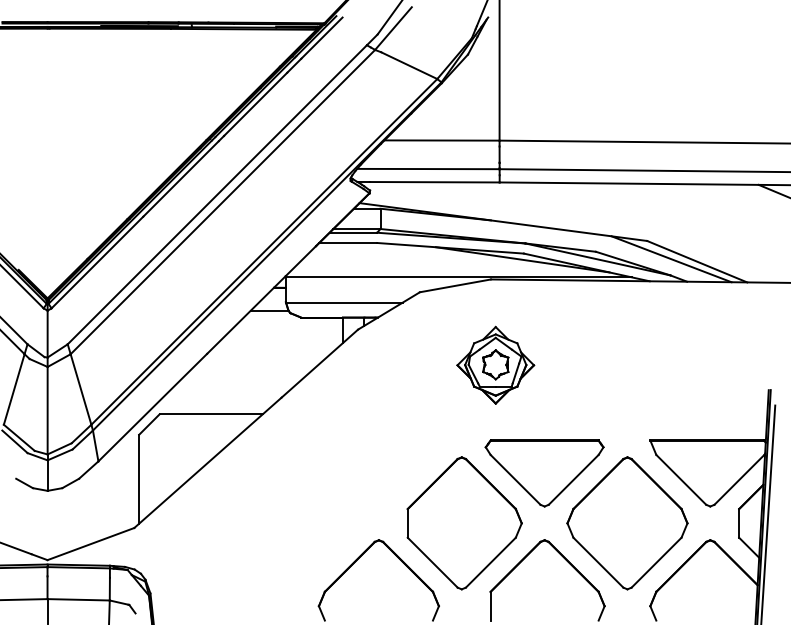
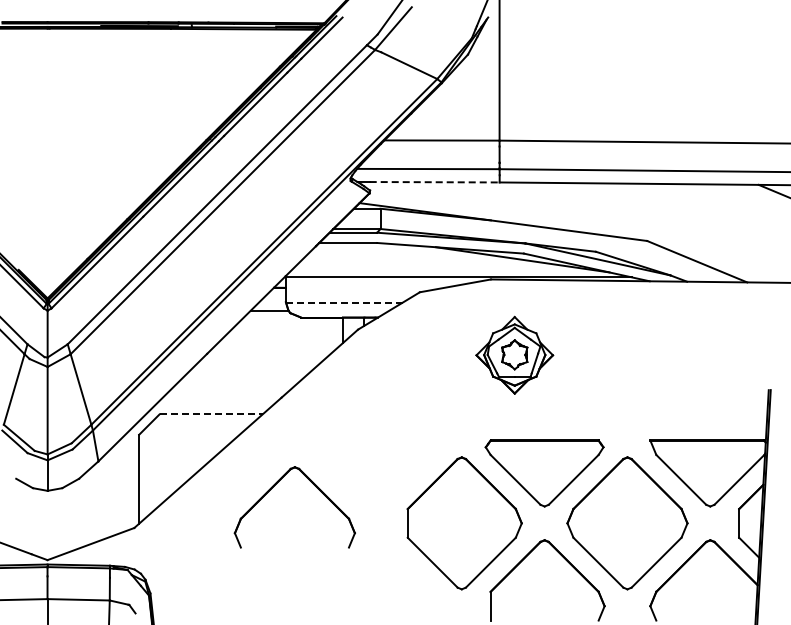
line: solid -> dashed (434, 182)
line: present -> none (671, 259)
line: solid -> dashed (344, 302)
part position: (495, 364) -> (514, 354) (514, 354)
line: solid -> dashed (211, 414)
line: present -> none (768, 513)
part position: (358, 559) -> (274, 486) (274, 486)
